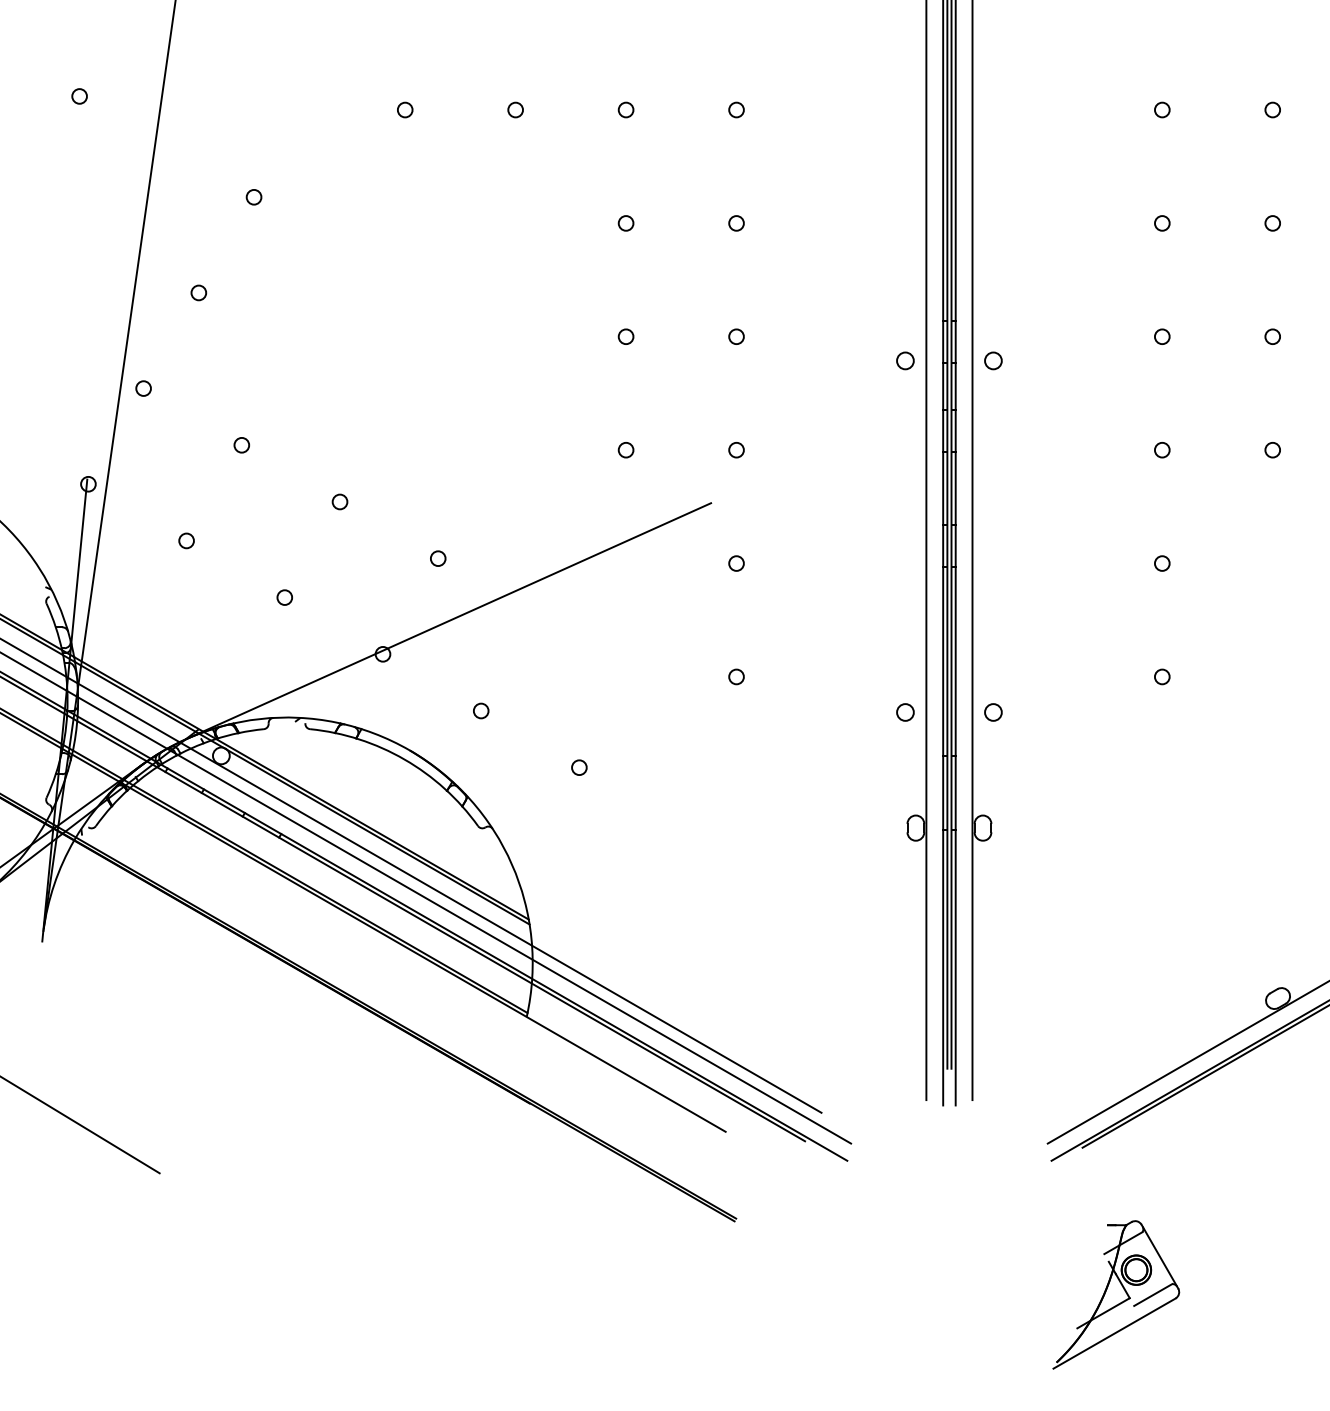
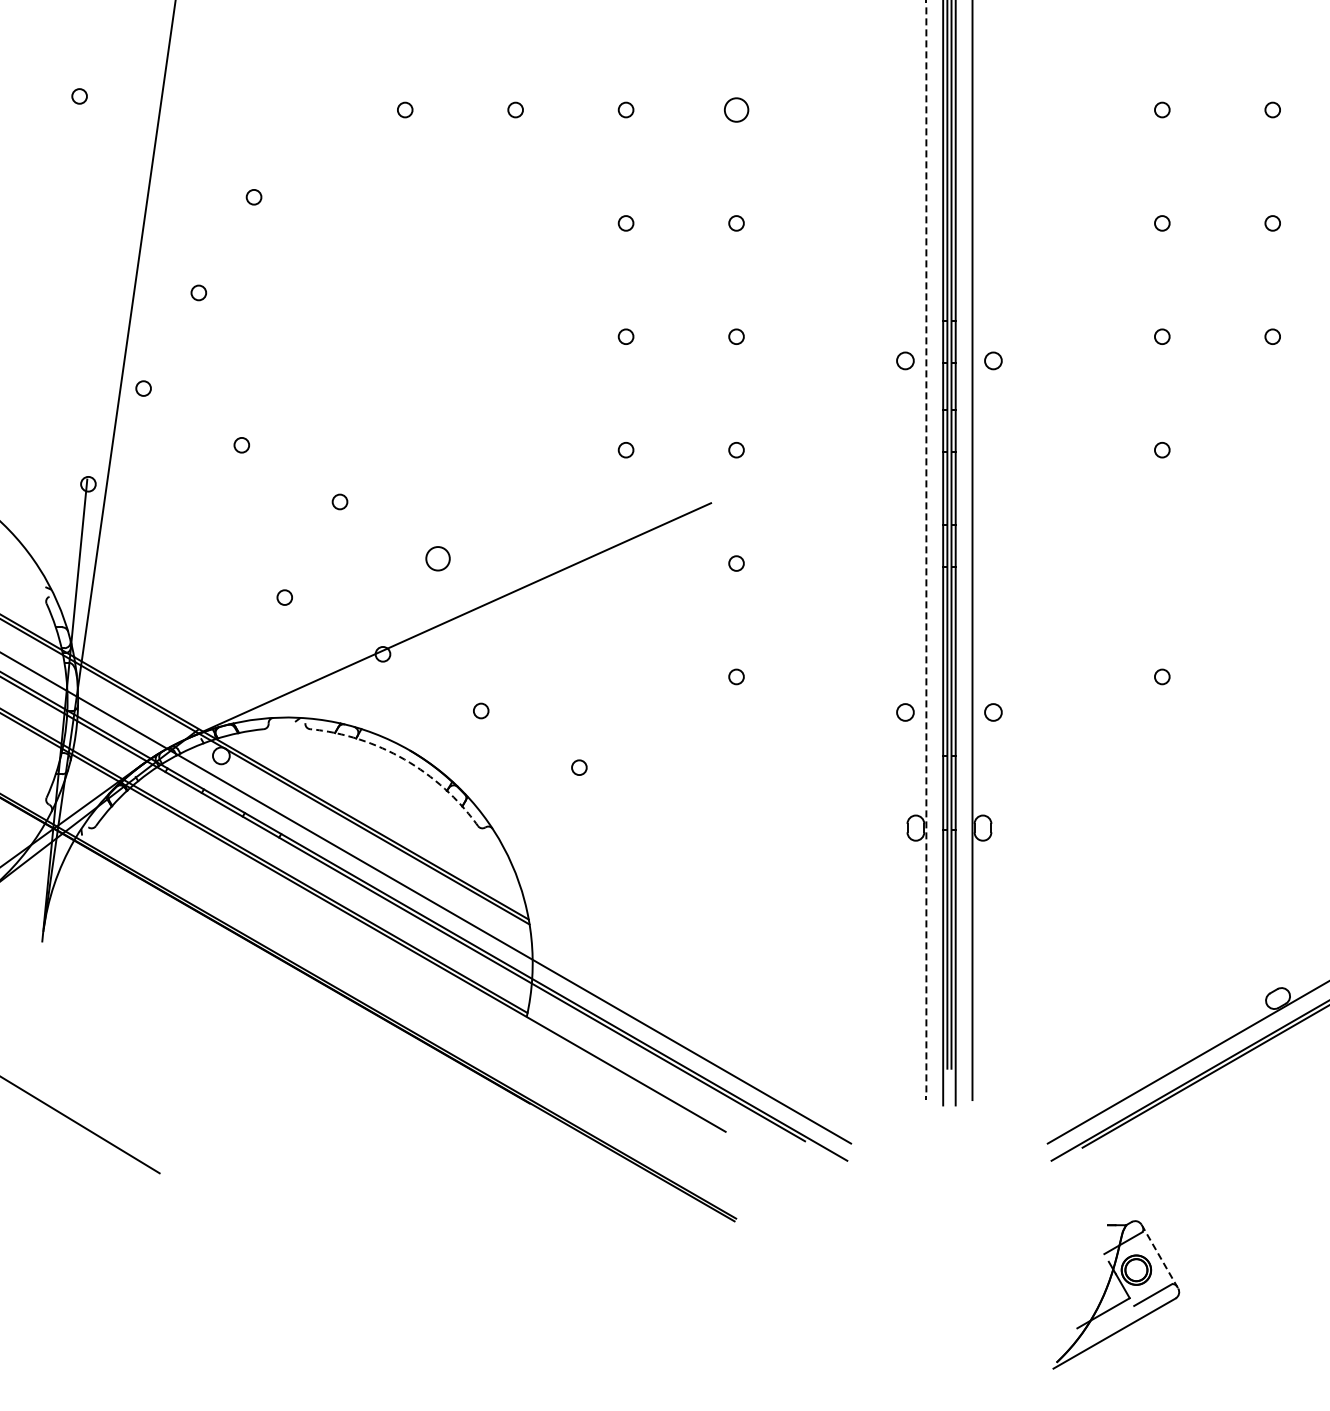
circle size: 17x18 px -> 26x26 px (736, 109)
circle: present -> none (1272, 450)
circle: present -> none (186, 540)
line: solid -> dashed (926, 550)
circle size: 17x17 px -> 26x26 px (437, 558)
circle: present -> none (1162, 563)
arc: solid -> dashed (404, 759)
line: present -> none (411, 876)
line: solid -> dashed (1159, 1256)
